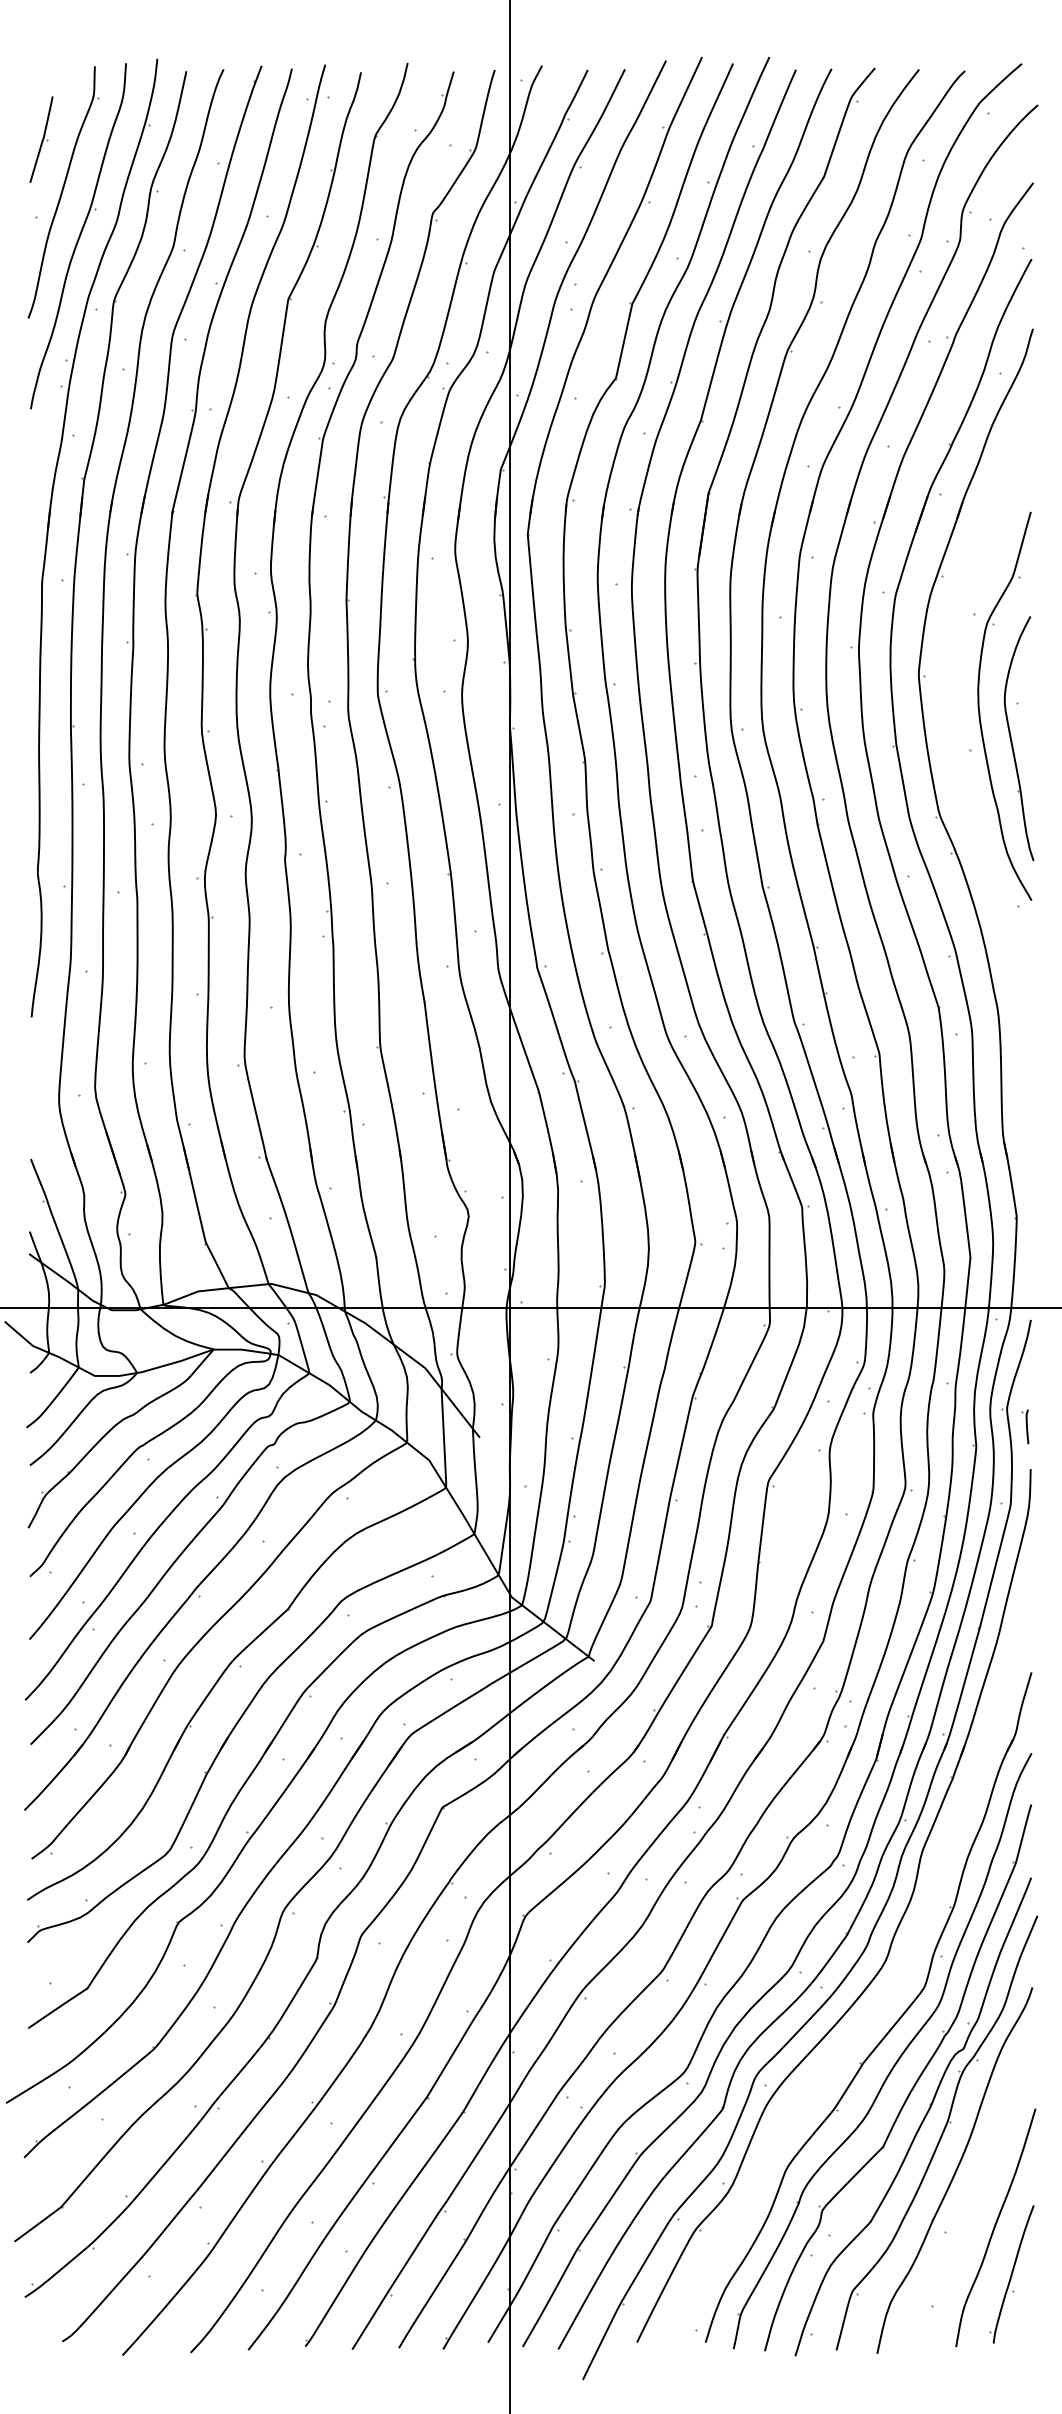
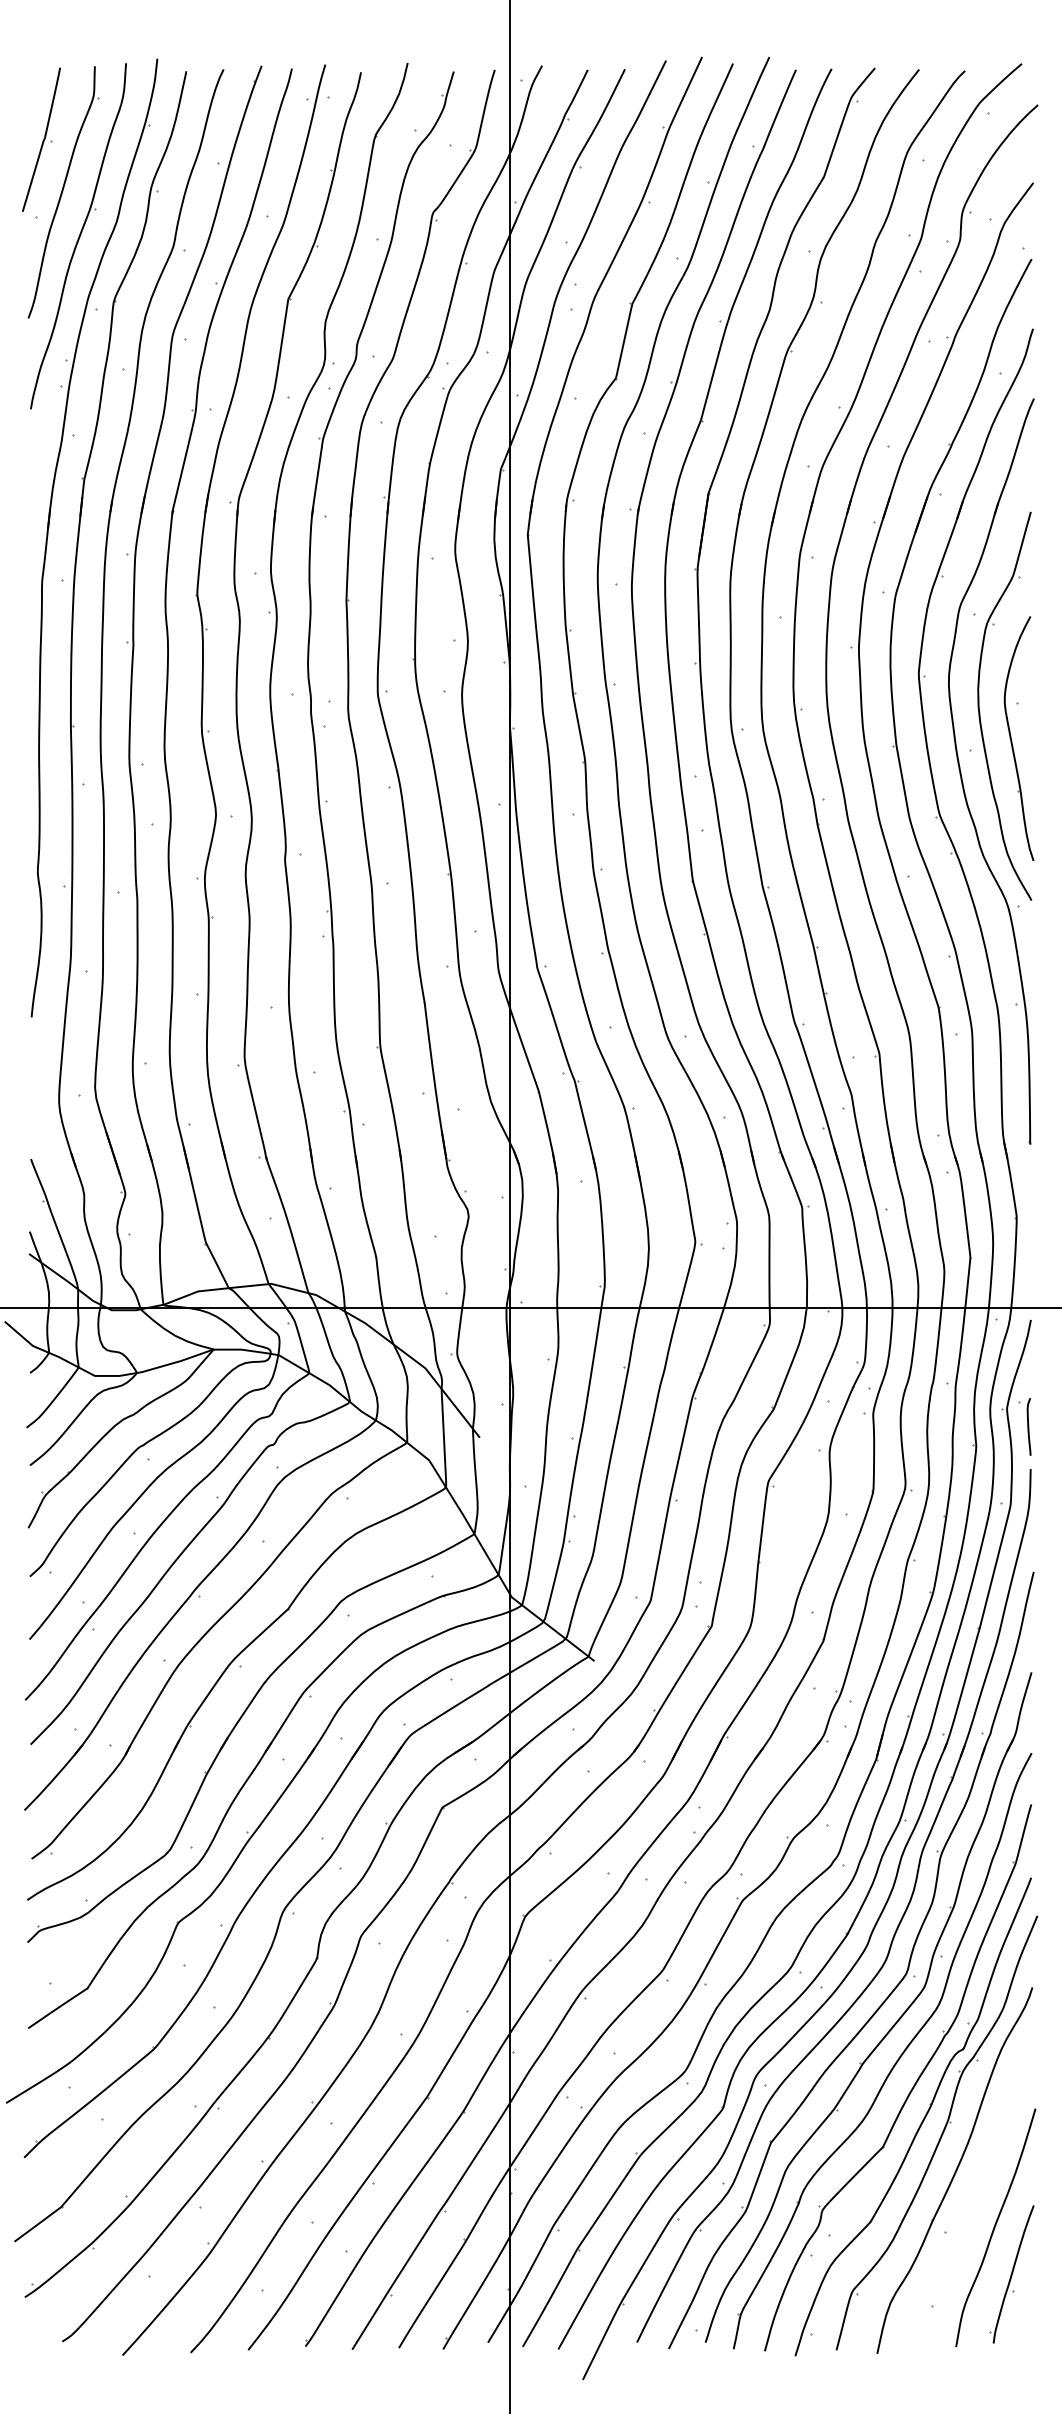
part size: 25x87 px -> 39x145 px (41, 139)
part: none -> present (962, 777)
part size: 9x36 px -> 14x58 px (1024, 1426)
part: none -> present (889, 1993)
